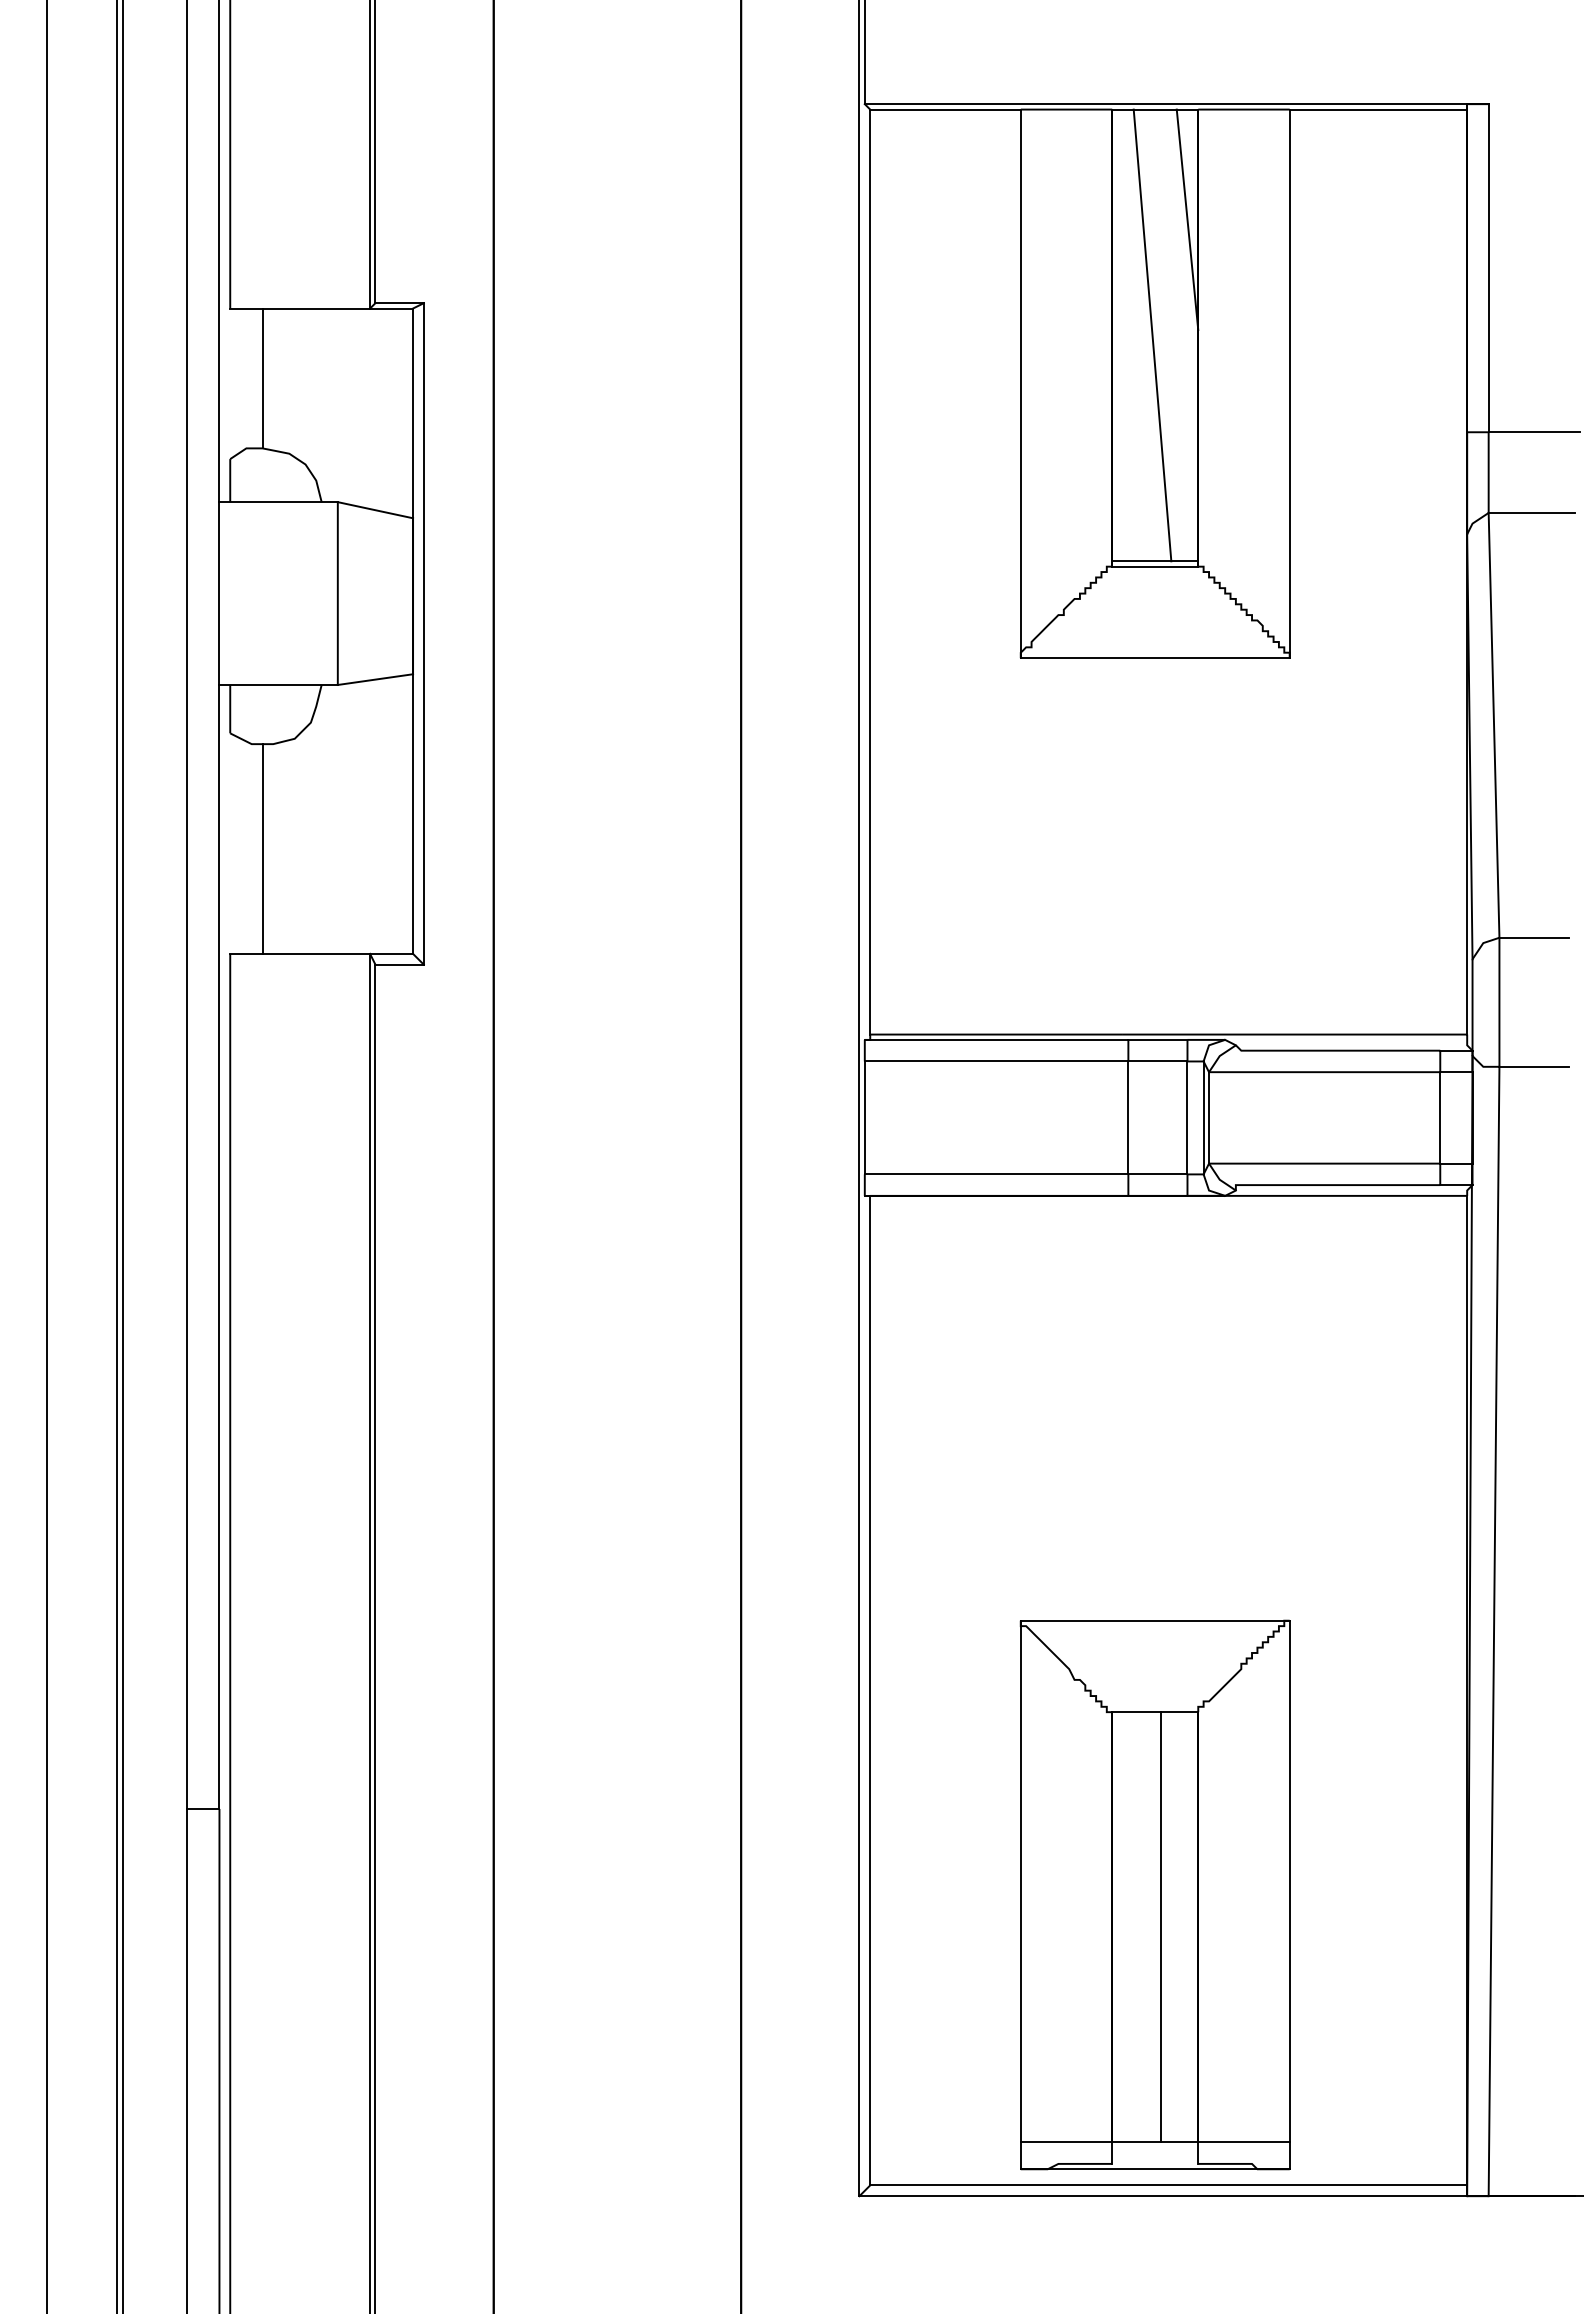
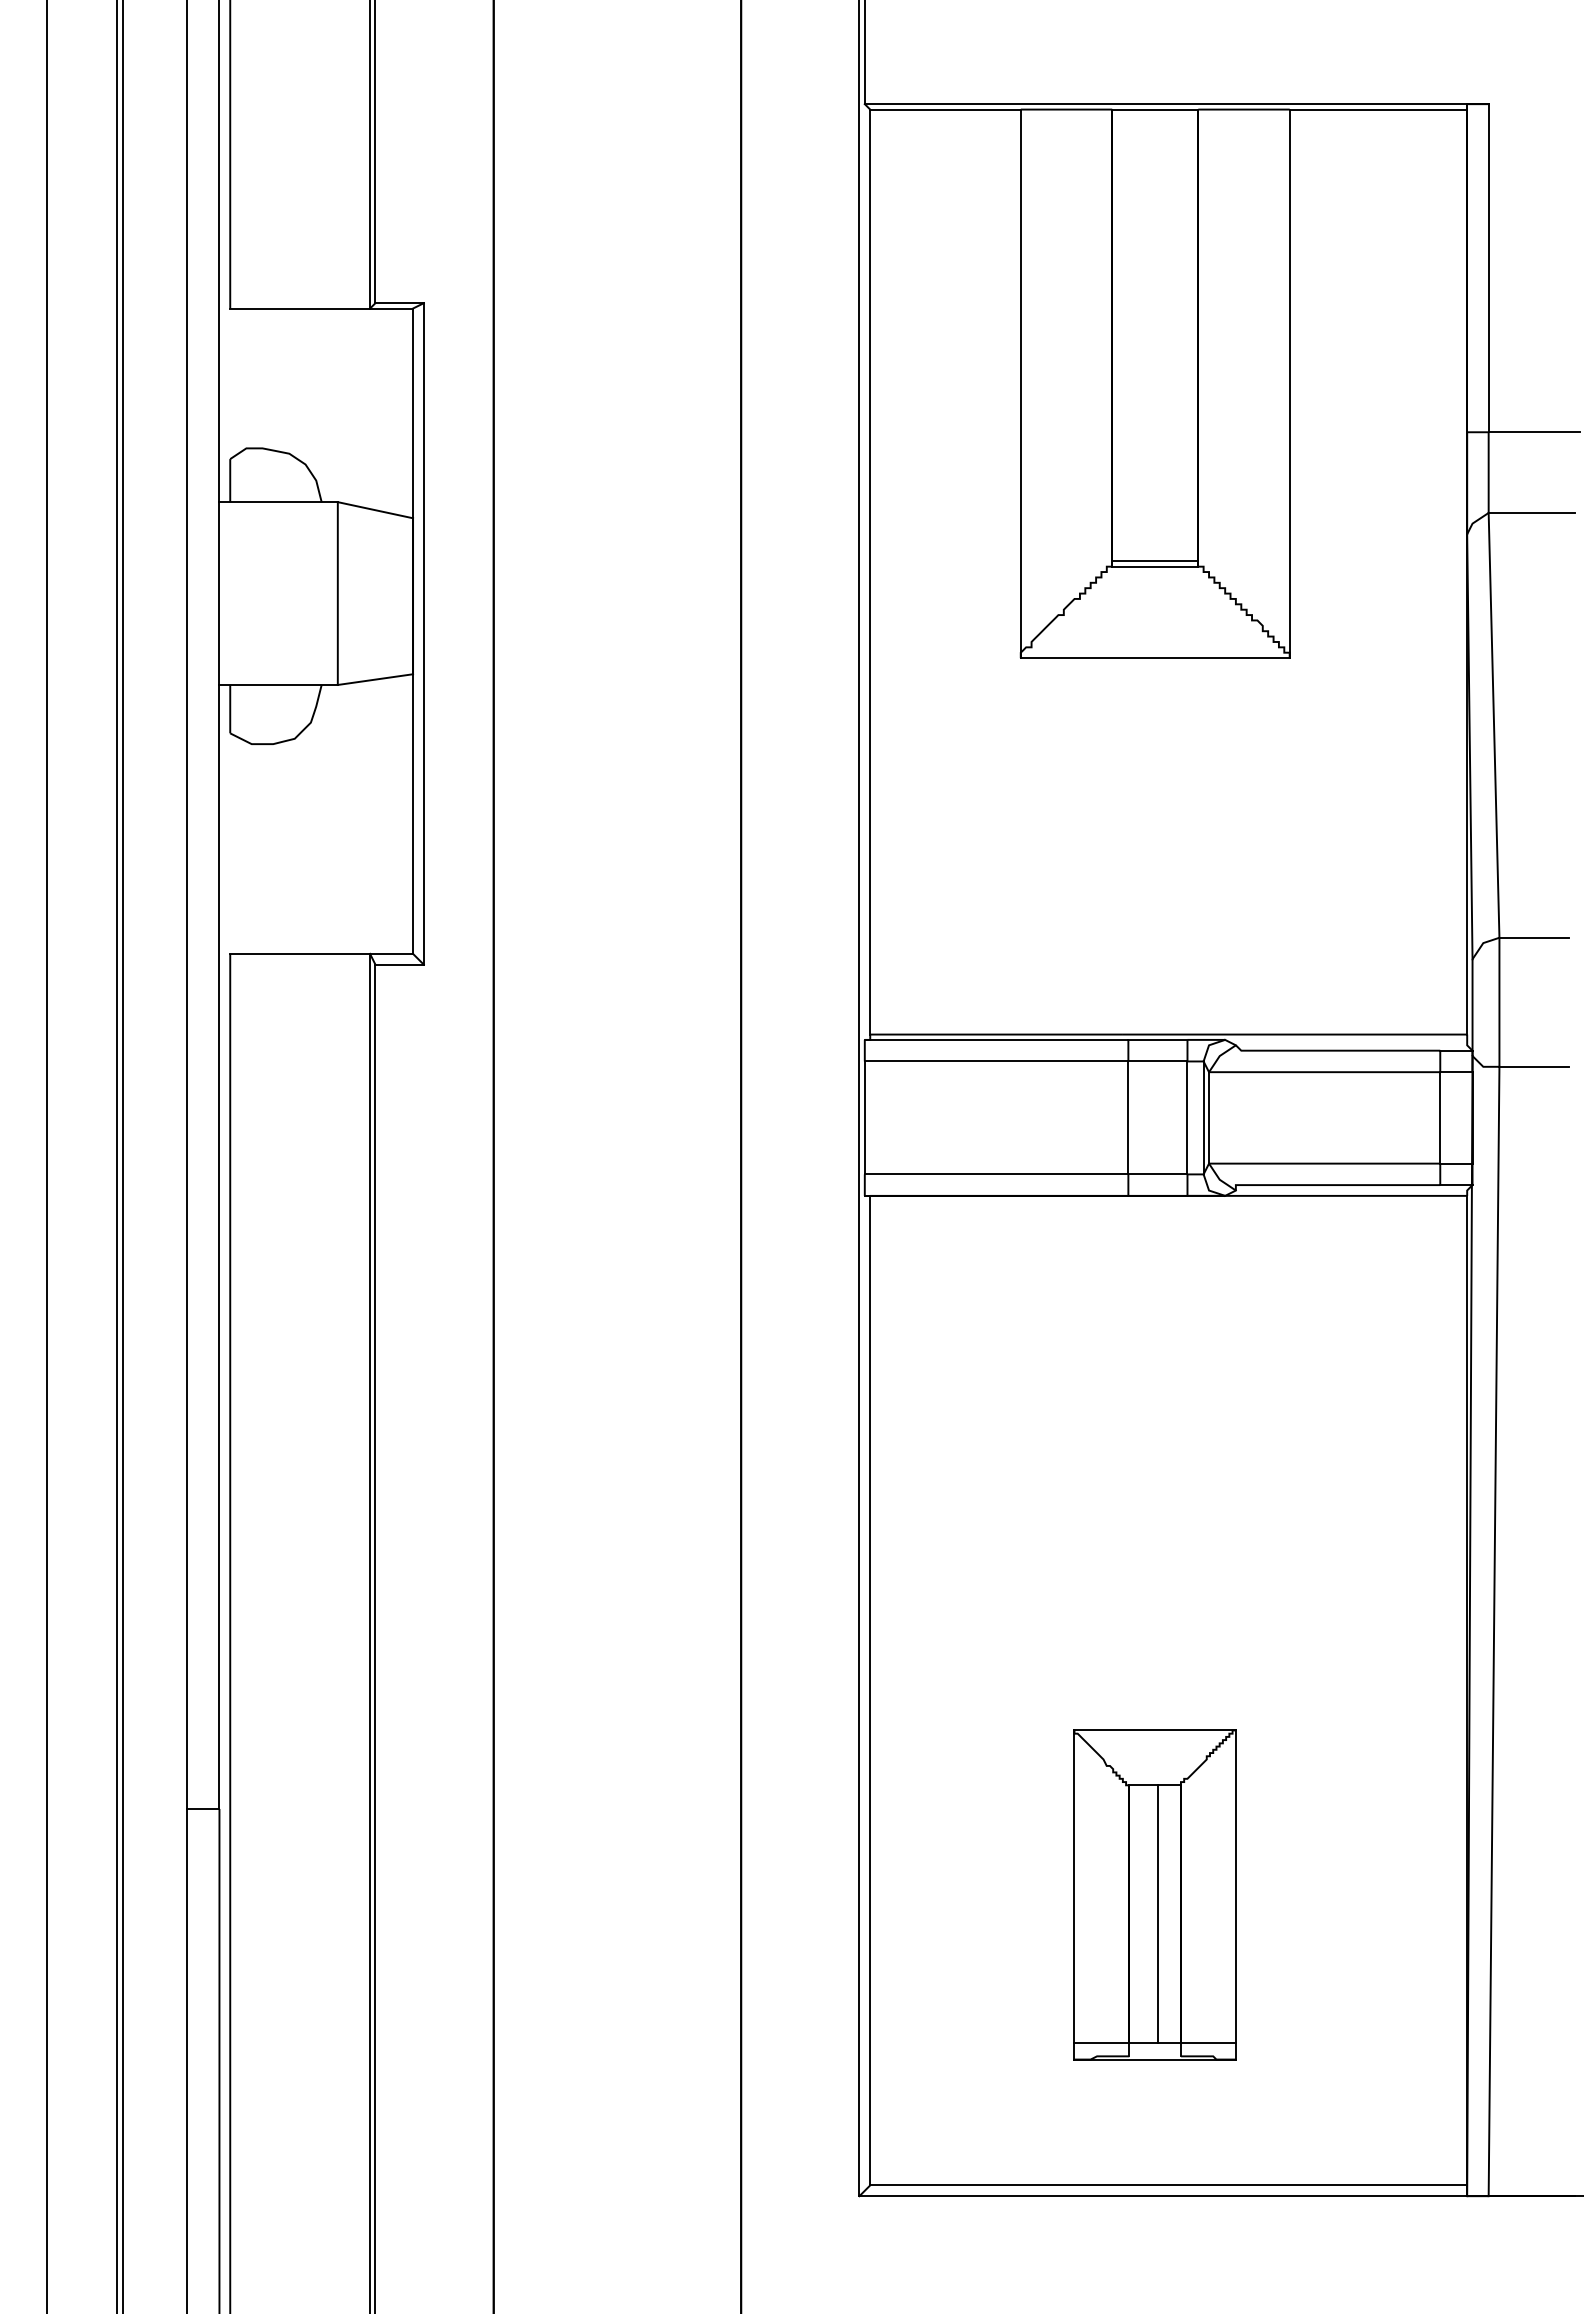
line: present -> none (1187, 219)
line: present -> none (1152, 335)
line: present -> none (262, 378)
line: present -> none (262, 848)
part size: 272x552 px -> 164x332 px (1154, 1894)
